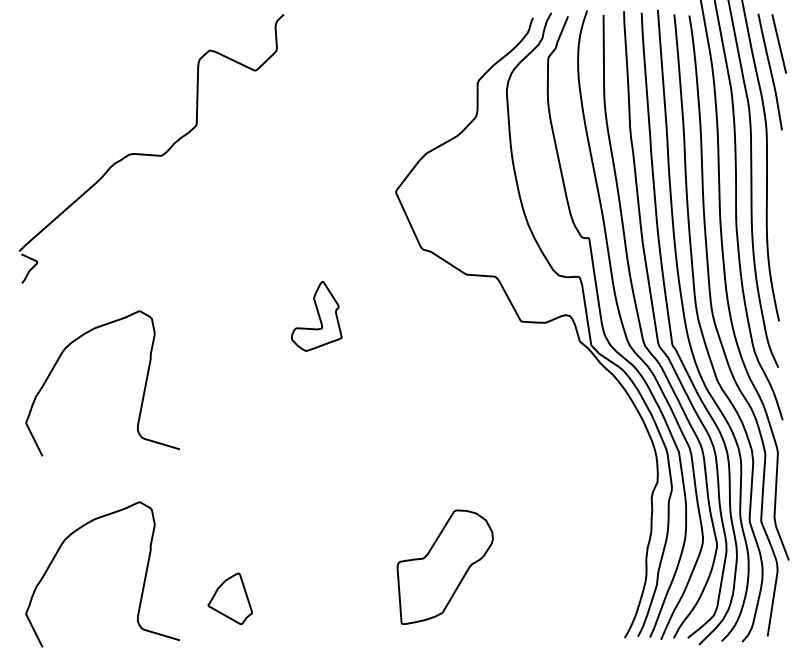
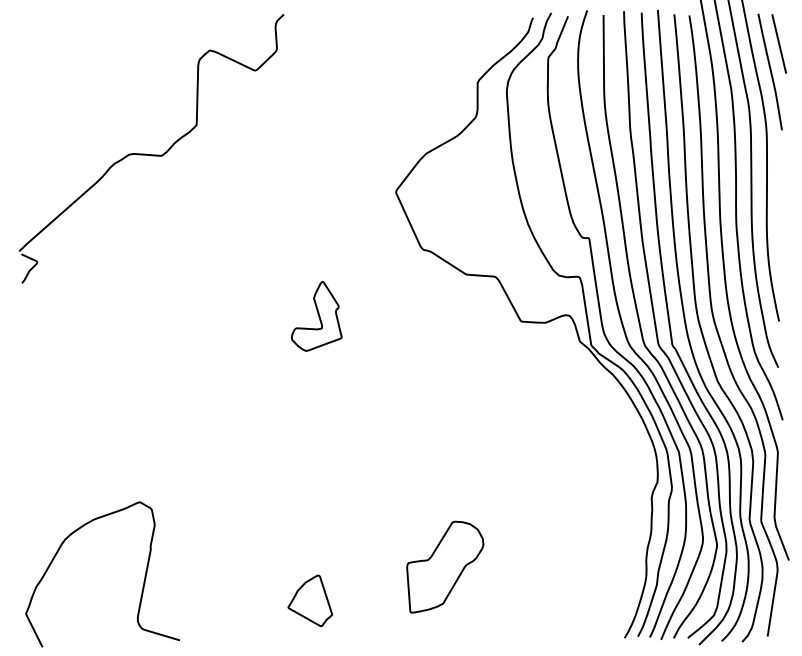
curve: present -> none (143, 390)
part size: 98x116 px -> 79x94 px (445, 566)
part position: (229, 598) -> (309, 600) (309, 600)
